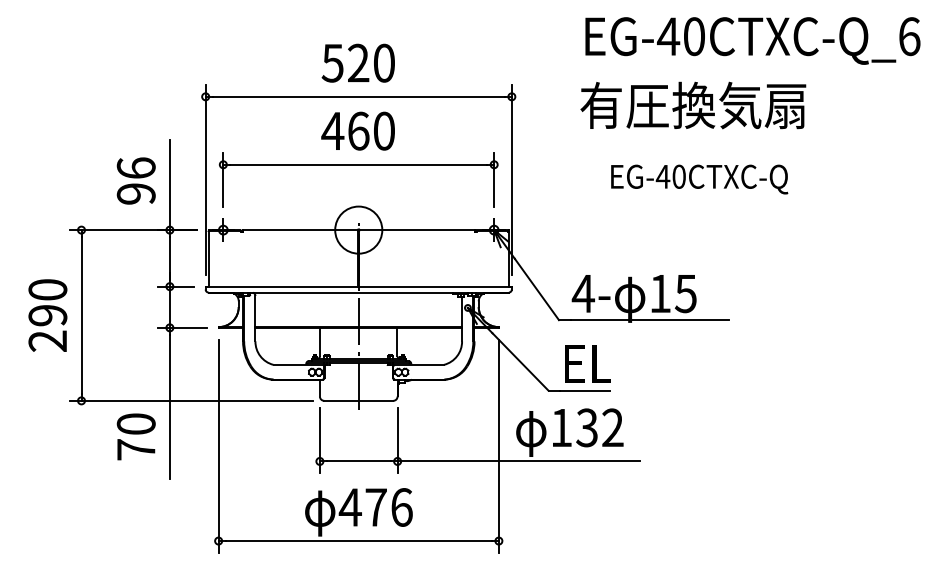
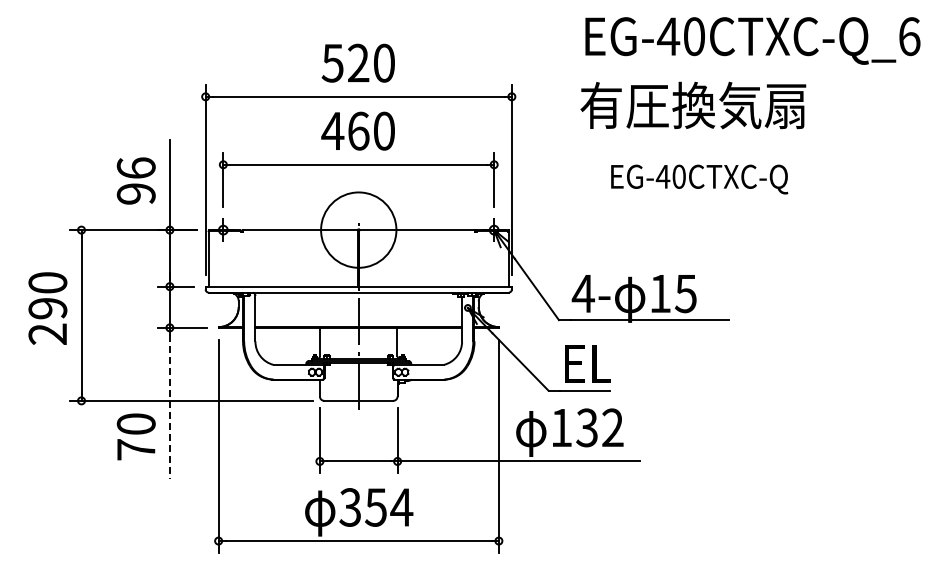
circle diameter: 47 px -> 75 px (358, 229)
text position: (47, 315) -> (47, 308) (47, 308)
line: solid -> dashed (169, 407)
text: 476 -> 354 (375, 507)
